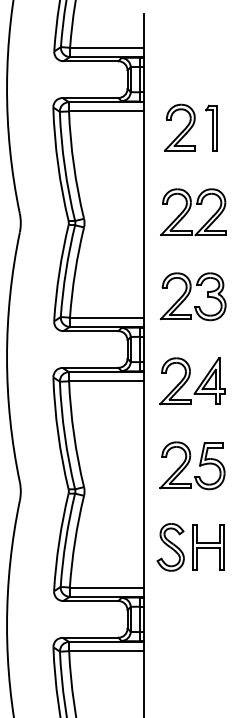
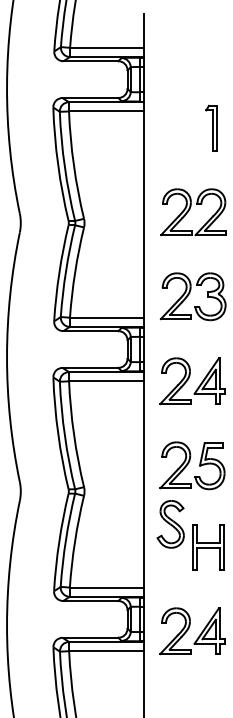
part: present -> none (179, 127)
part position: (170, 547) -> (170, 524) (170, 524)
part: none -> present (192, 631)
